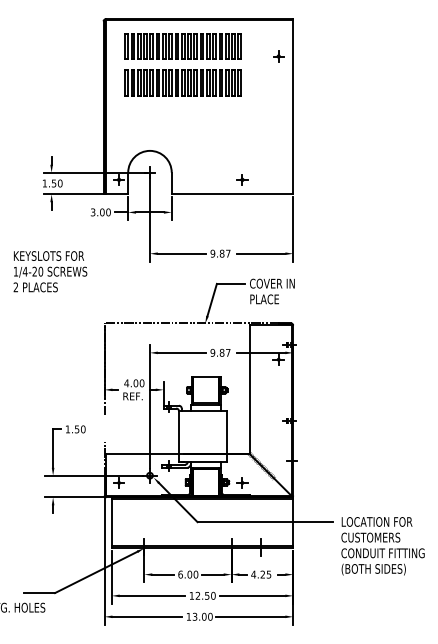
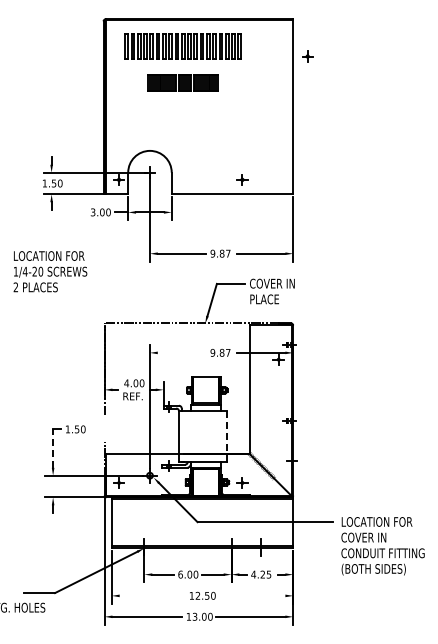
part position: (278, 56) -> (307, 56) (307, 56)
part size: 118x28 px -> 72x18 px (182, 82)
text: KEYSLOTS FOR -> LOCATION FOR (49, 255)
line: present -> none (181, 352)
line: solid -> dashed (226, 433)
line: solid -> dashed (53, 448)
text: CUSTOMERS -> COVER IN (374, 537)
line: present -> none (151, 595)
line: present -> none (252, 595)
